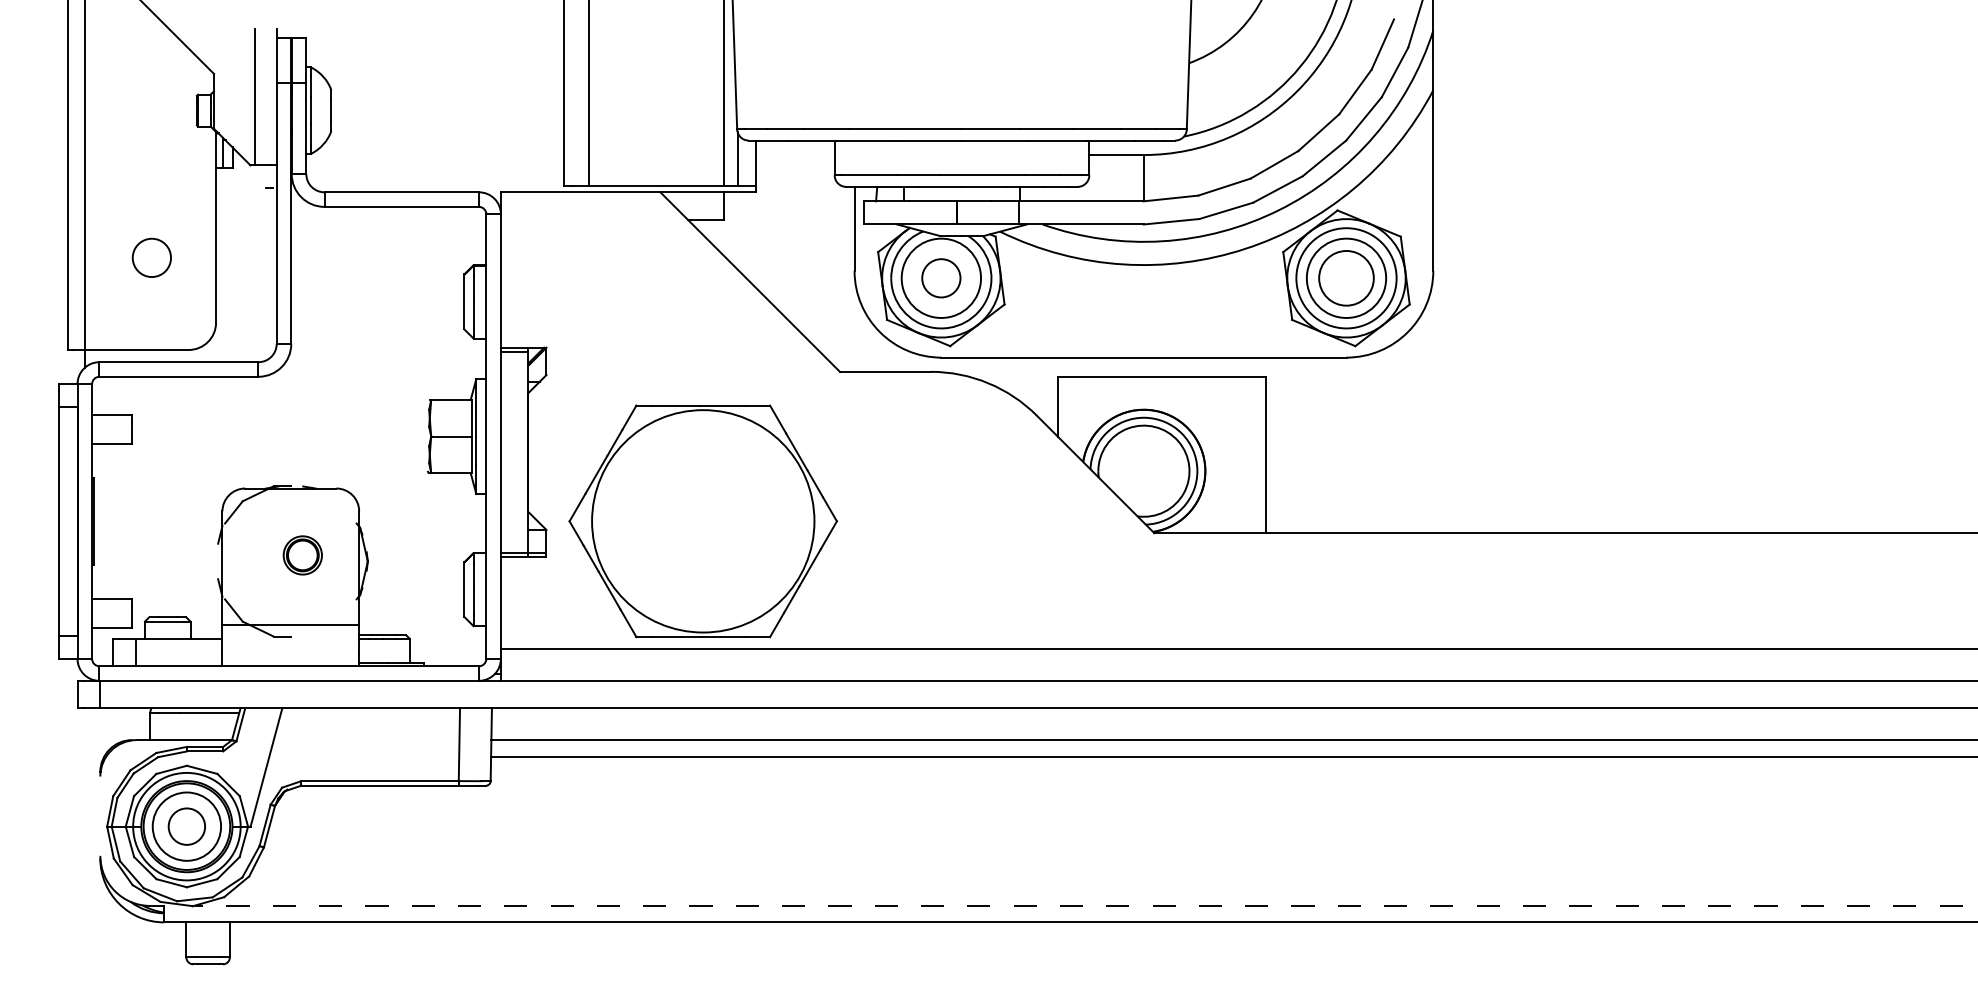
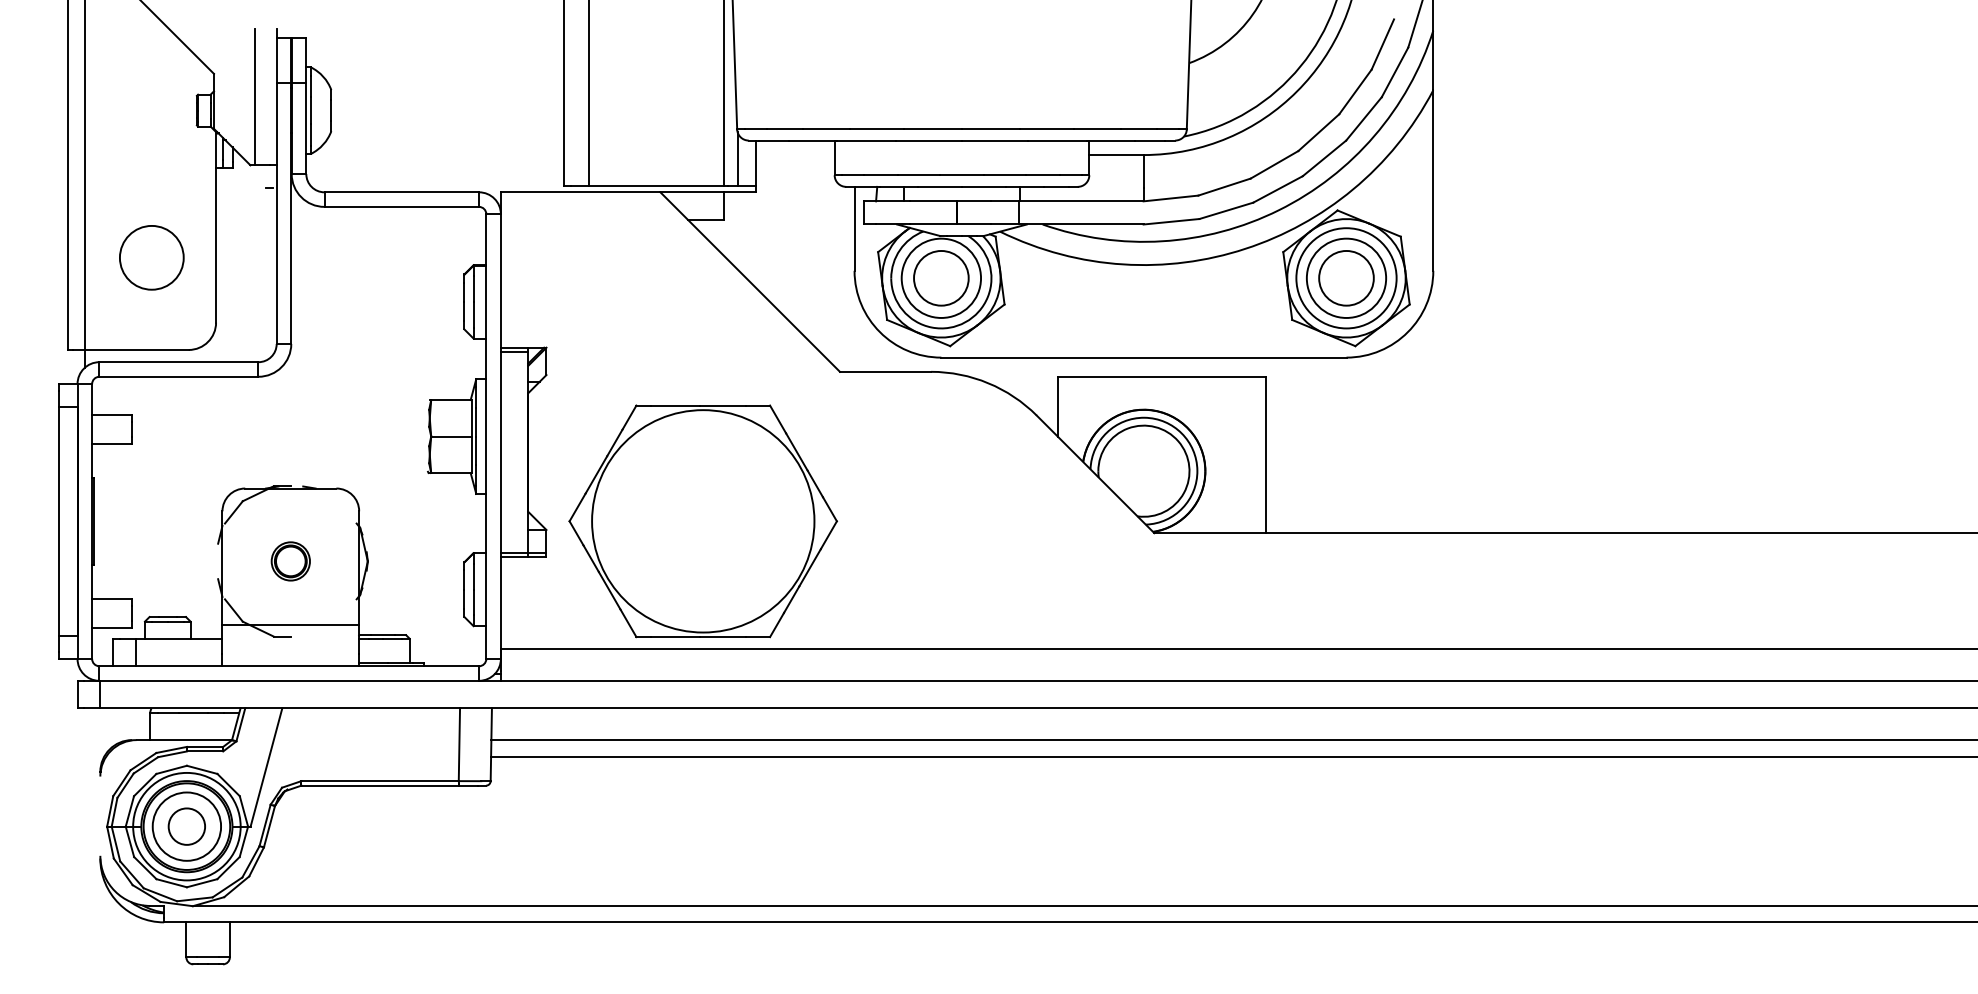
circle size: 41x41 px -> 66x66 px (151, 257)
circle diameter: 38 px -> 55 px (941, 277)
part position: (302, 555) -> (290, 561) (290, 561)
line: dashed -> solid (1086, 905)
